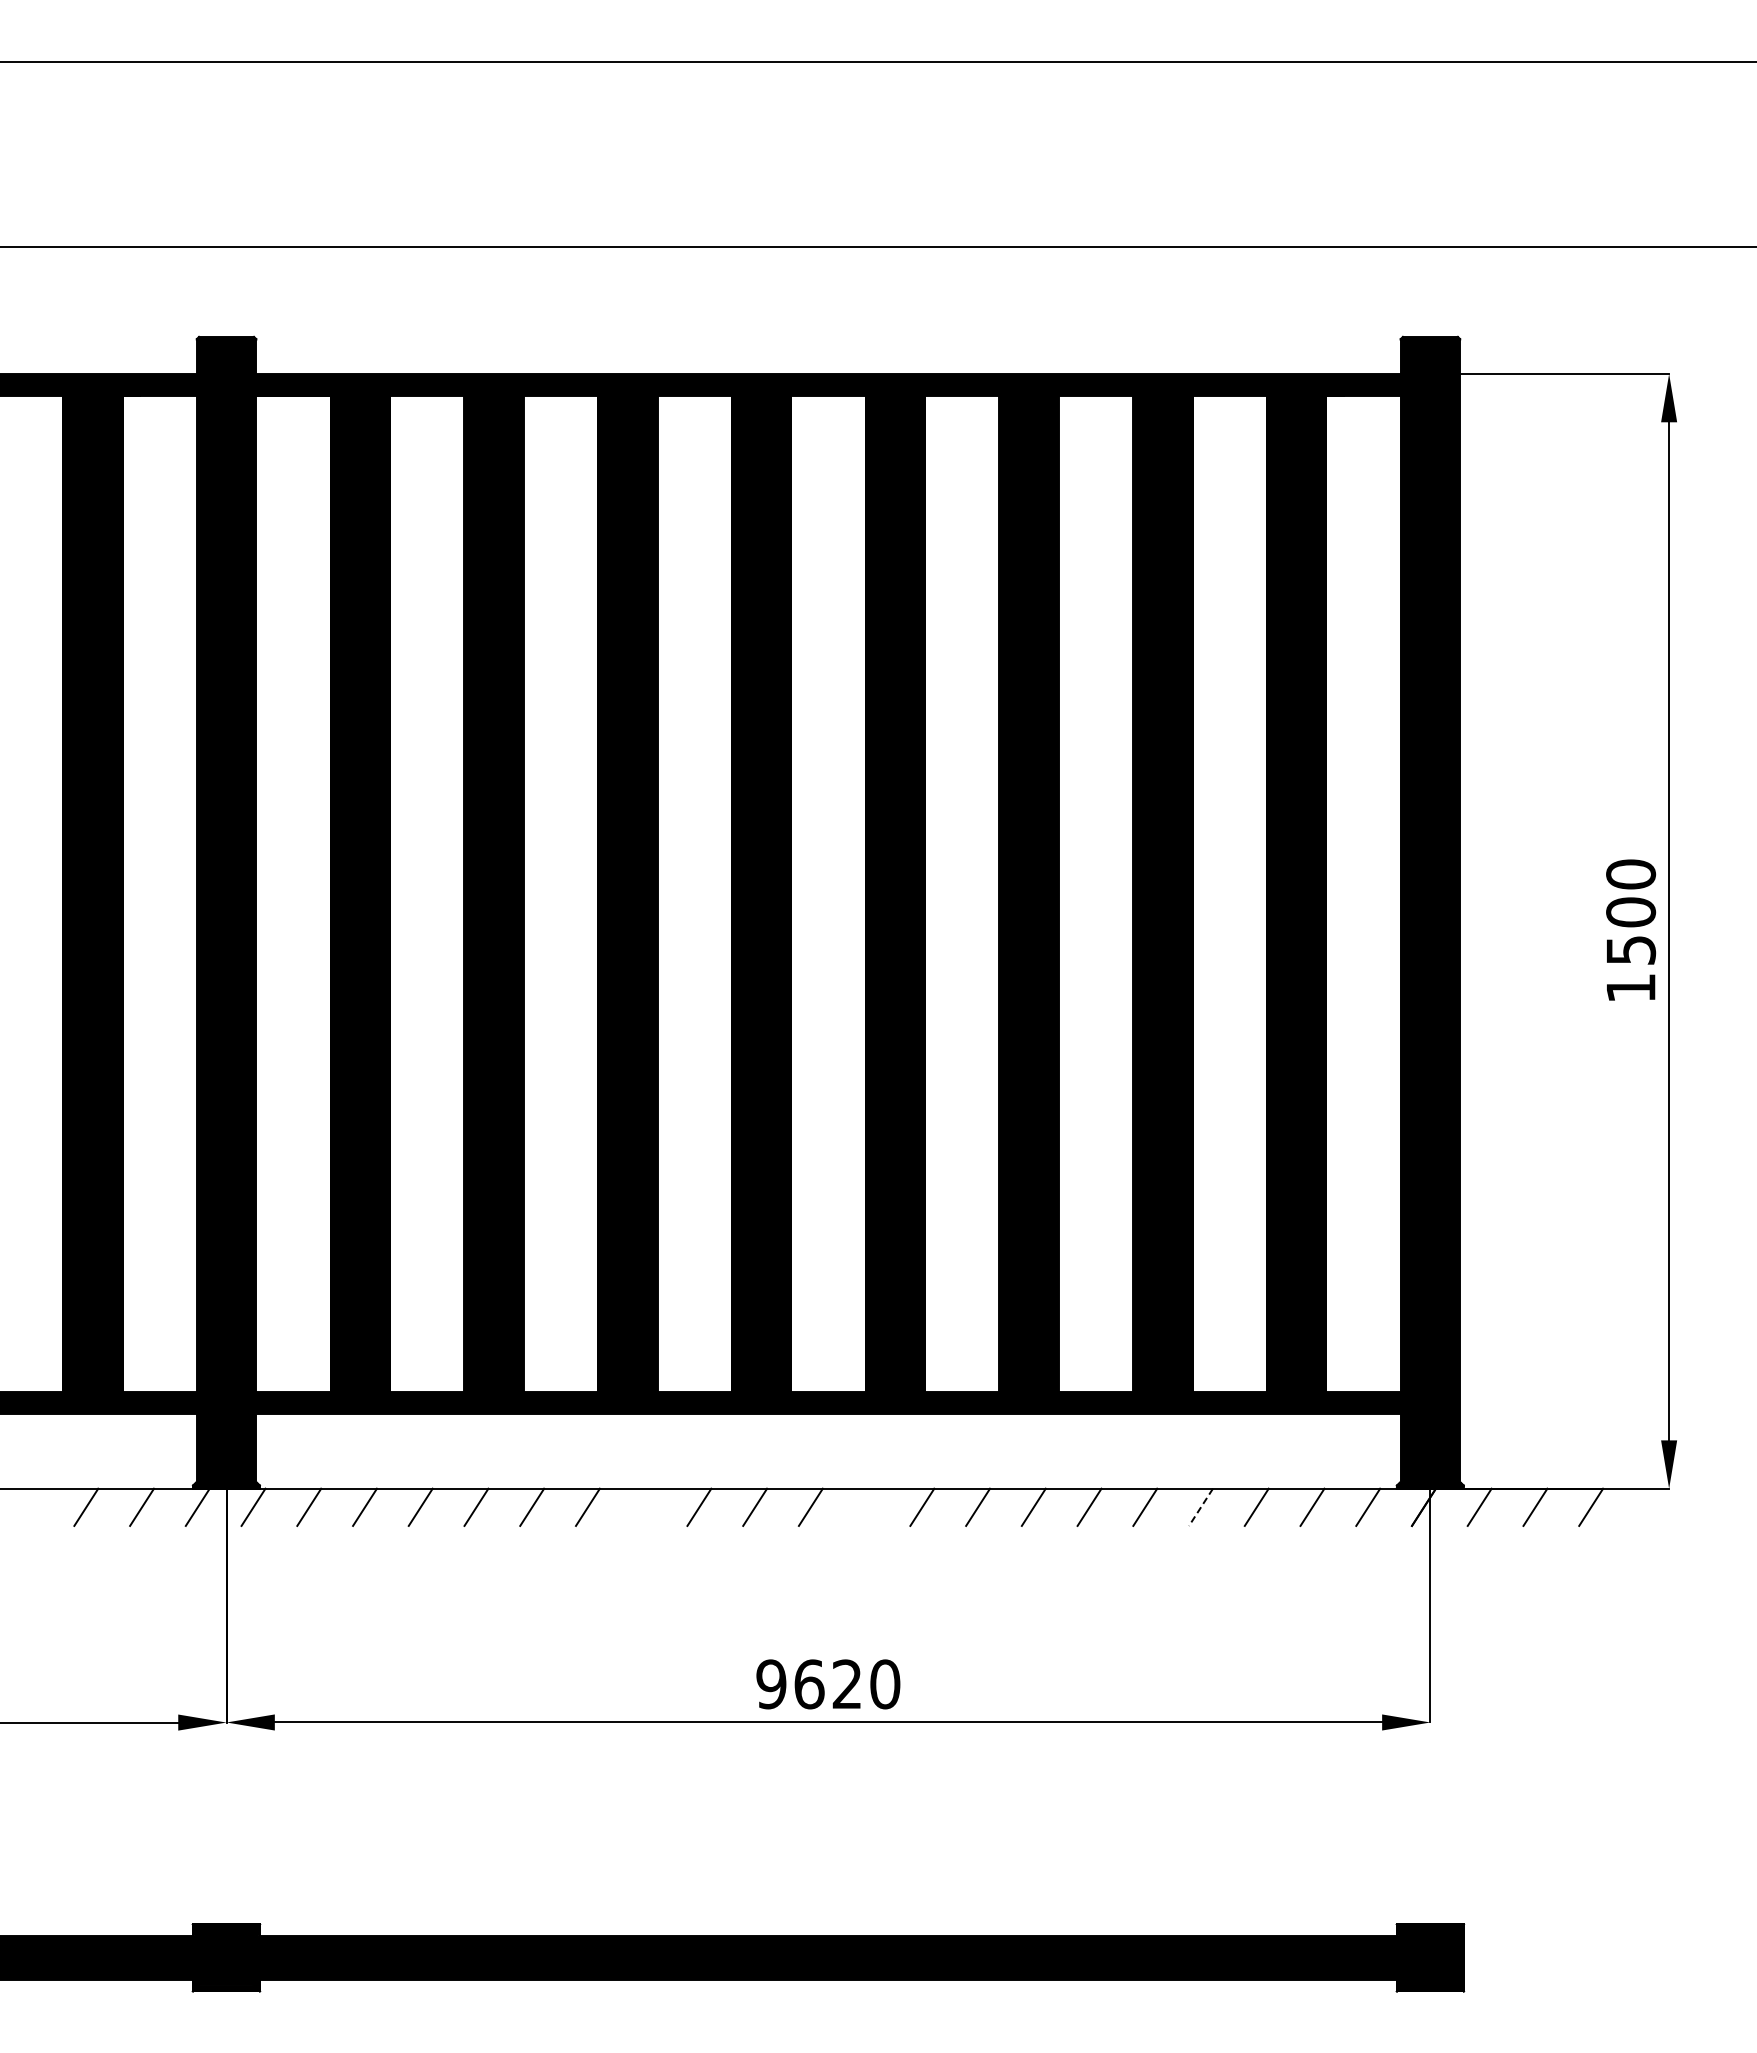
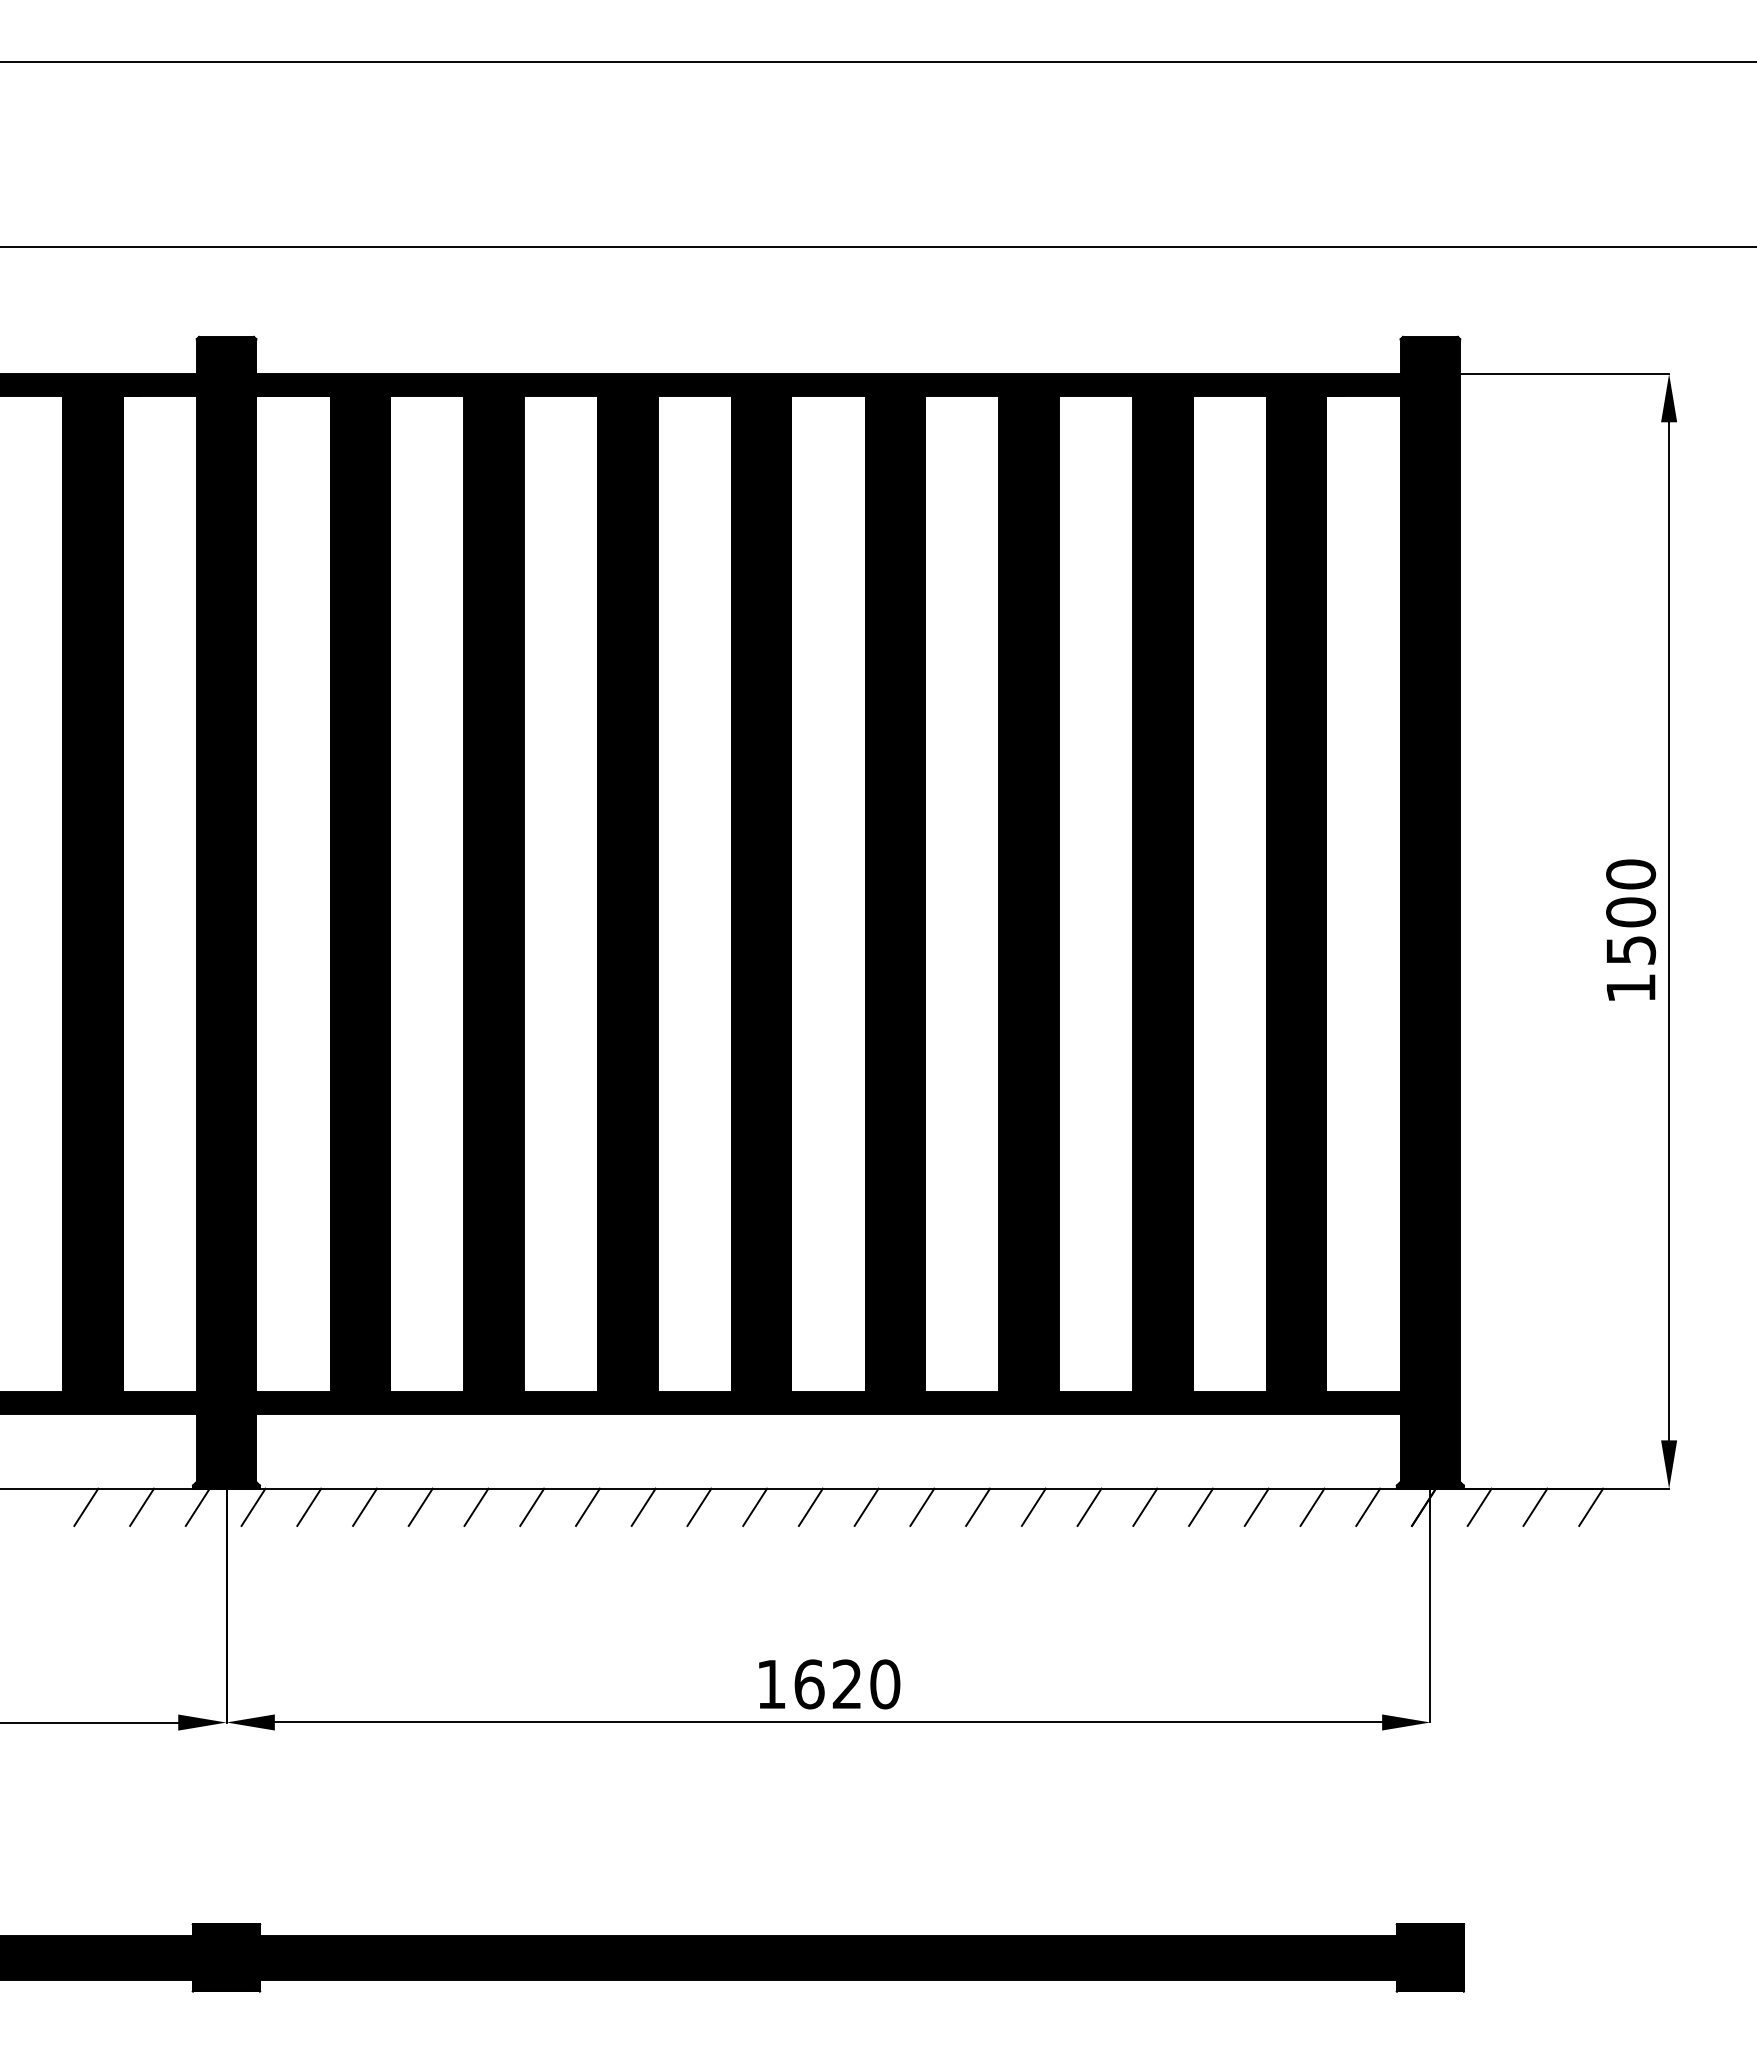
line: none -> present (643, 1506)
line: none -> present (866, 1506)
line: dashed -> solid (1200, 1507)
text: 9620 -> 1620 (771, 1684)
